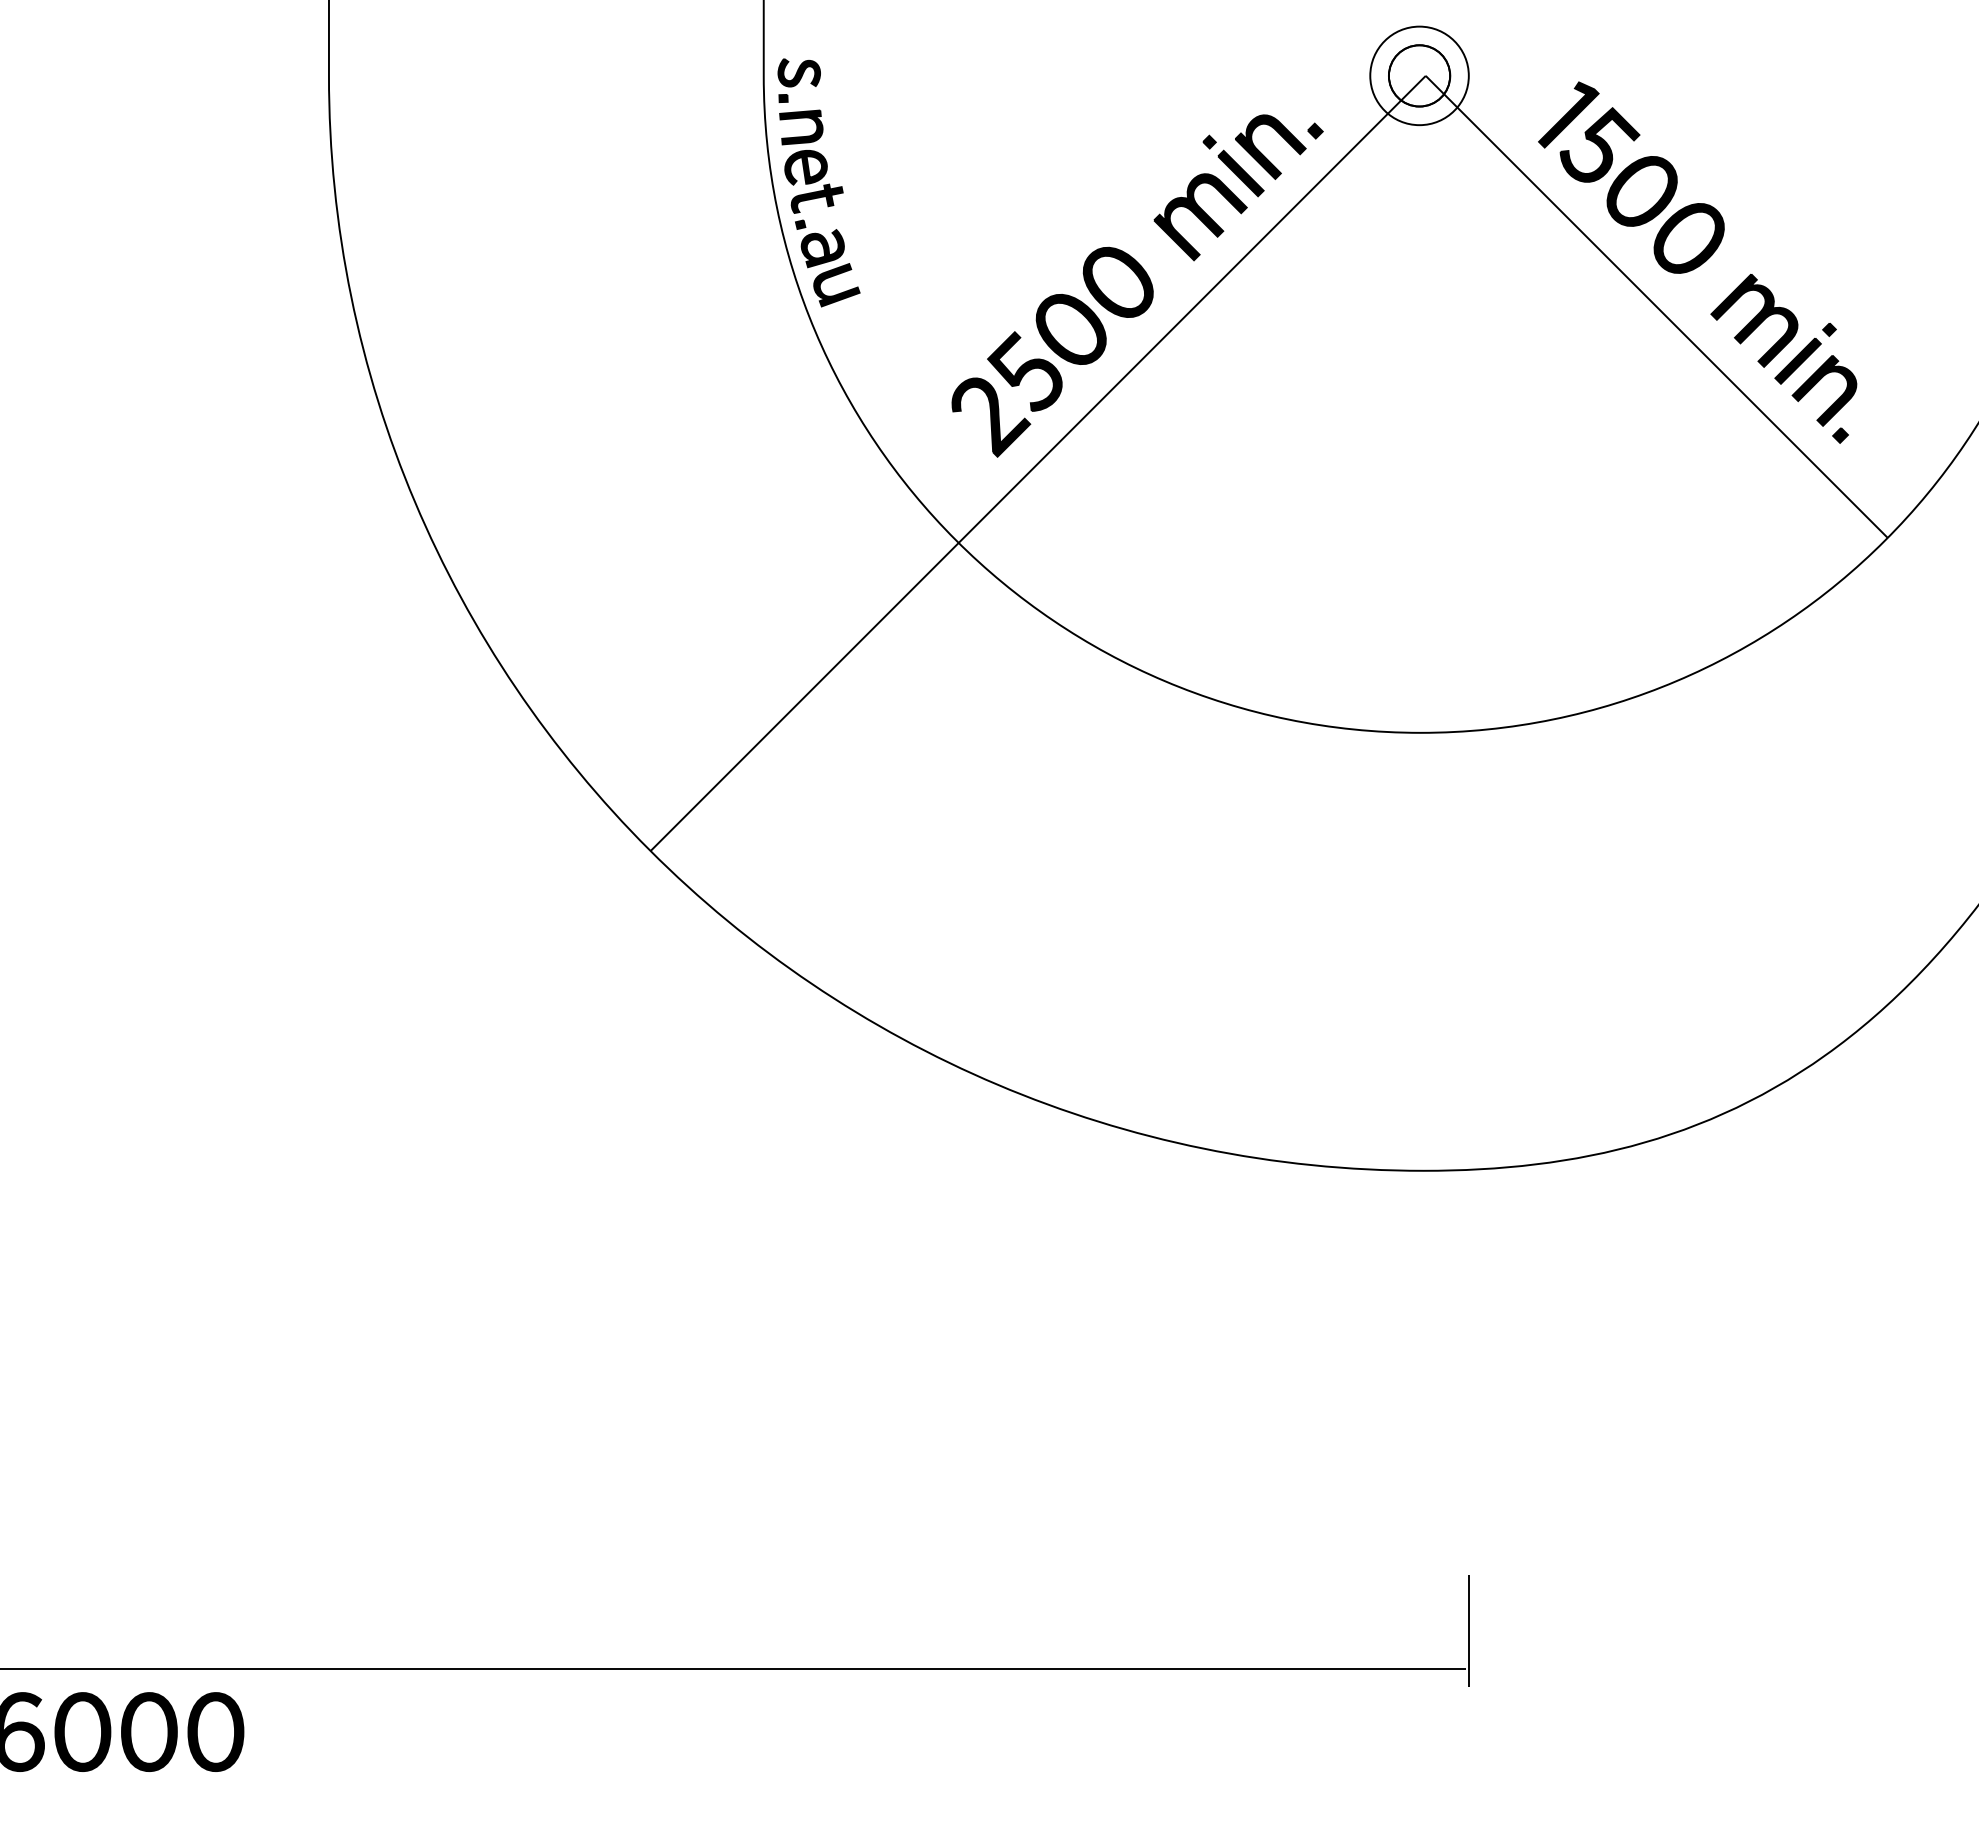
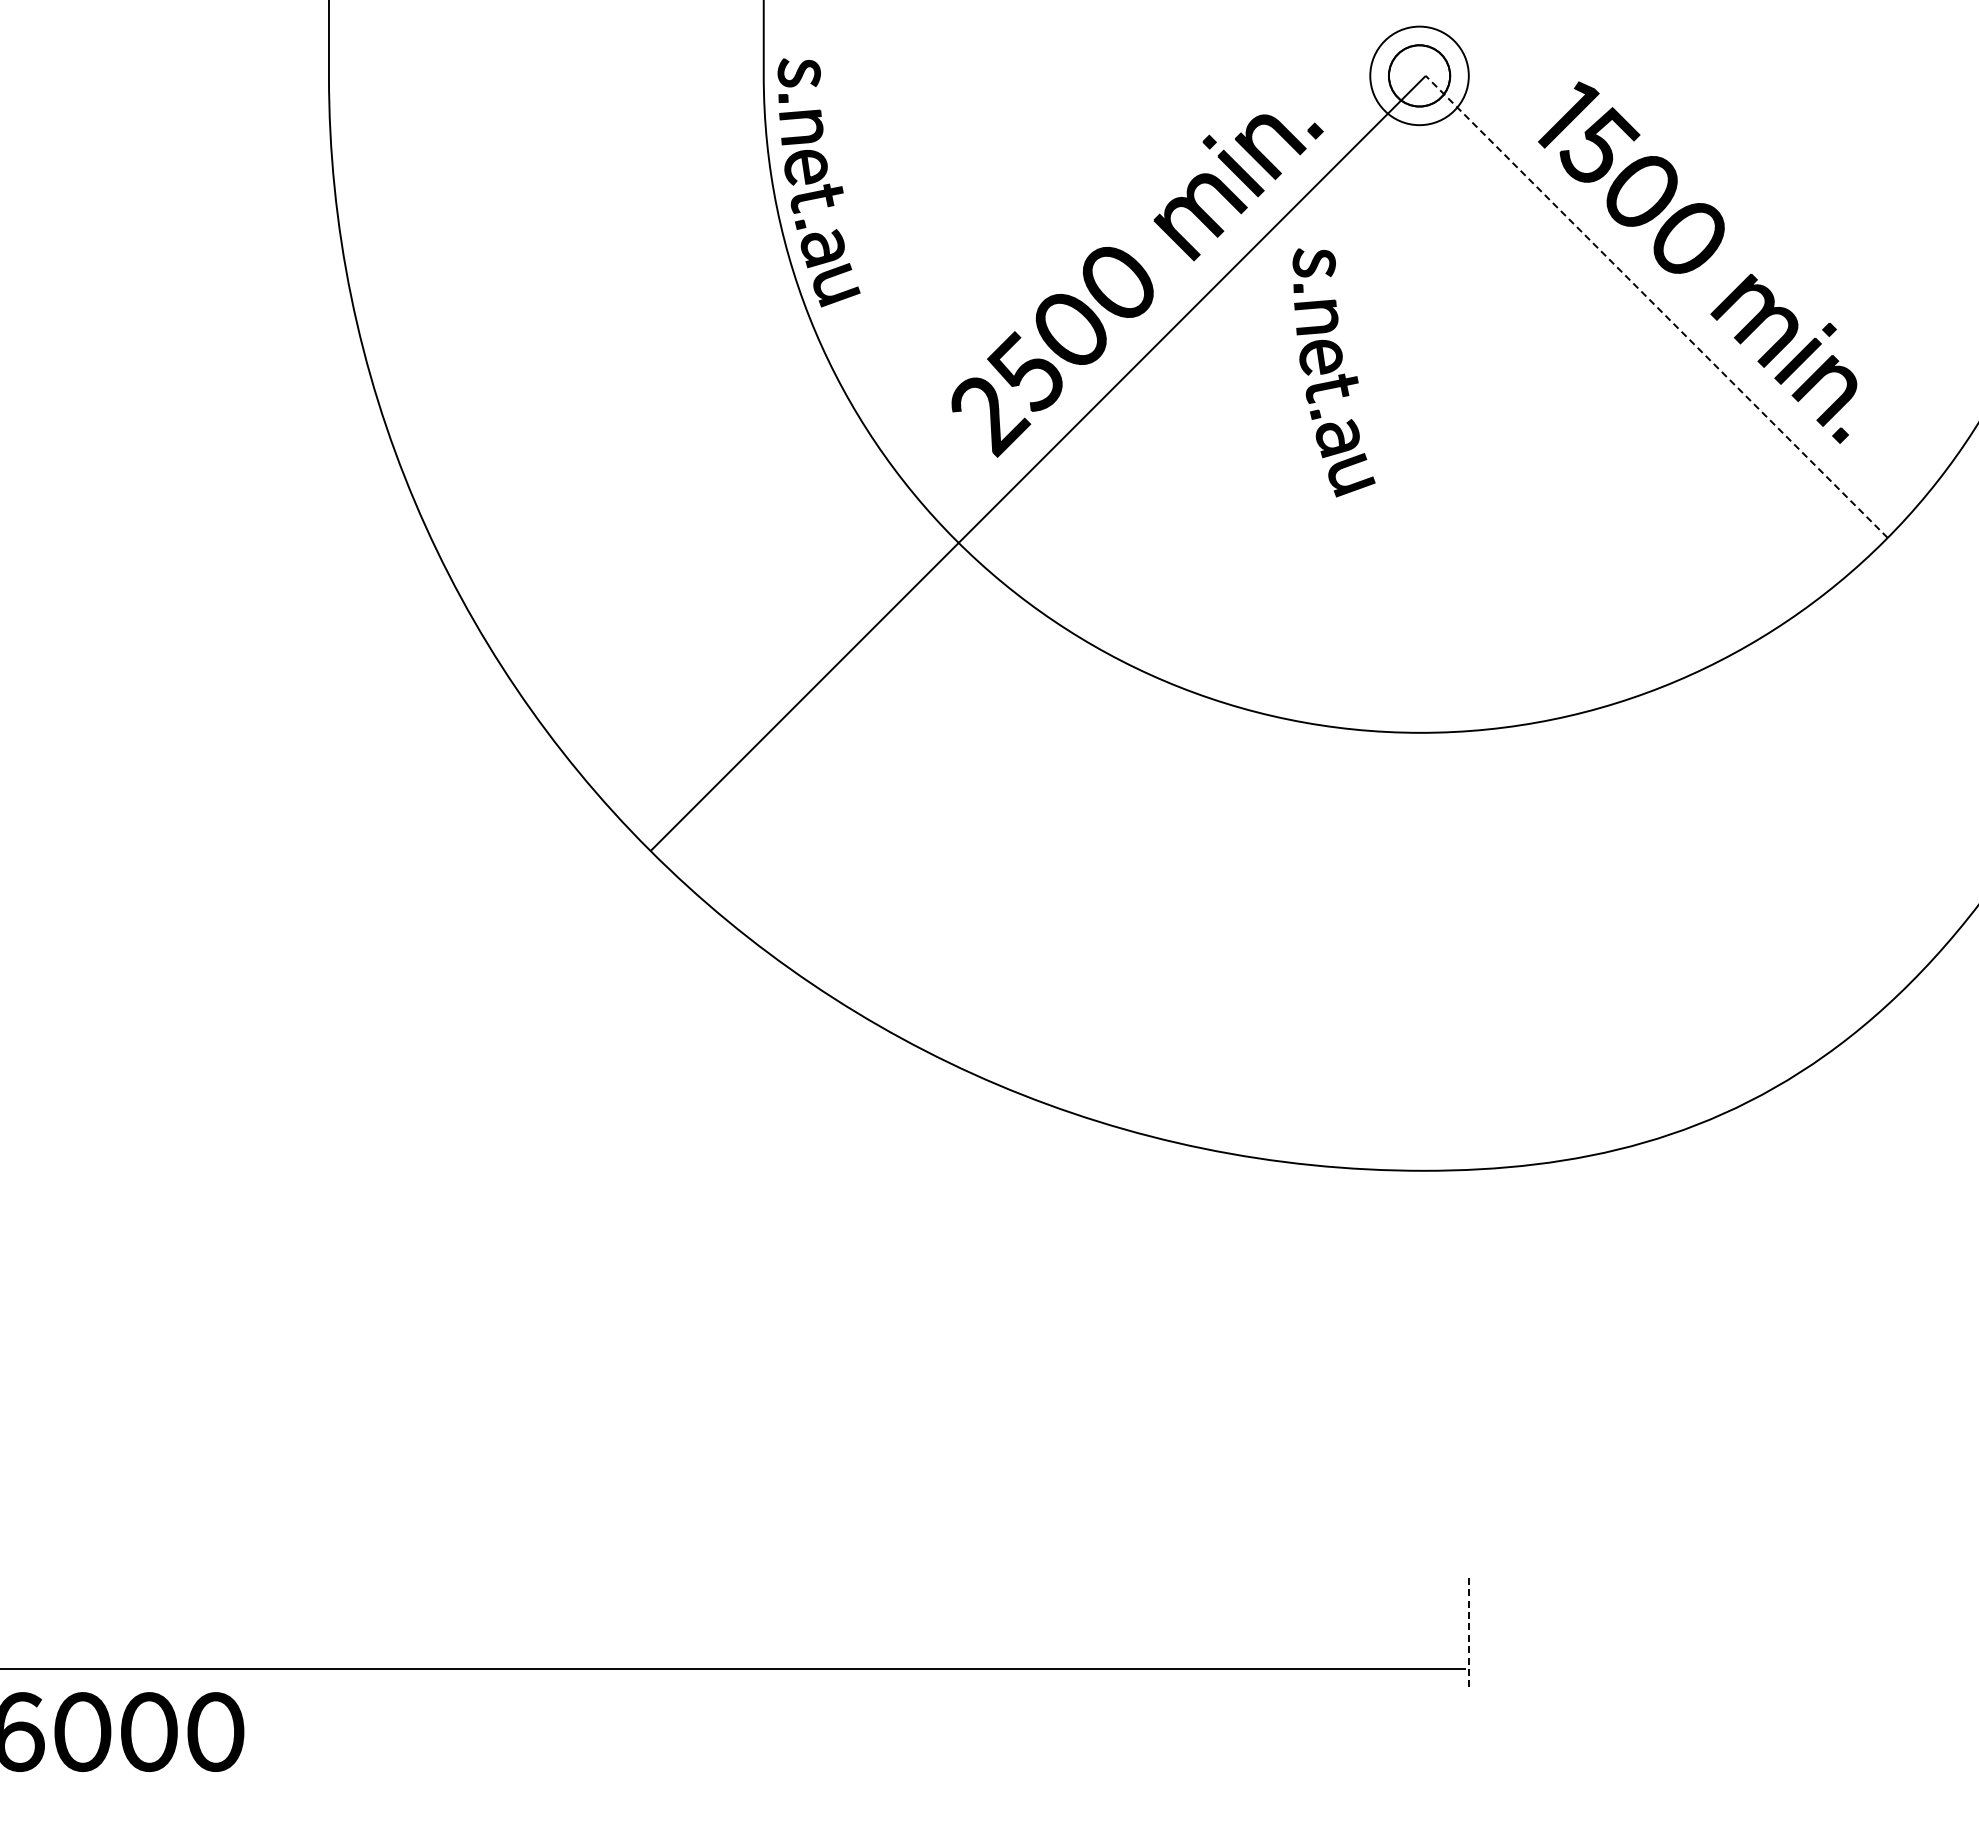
line: solid -> dashed (1656, 306)
part: none -> present (1333, 372)
line: solid -> dashed (1468, 1631)
